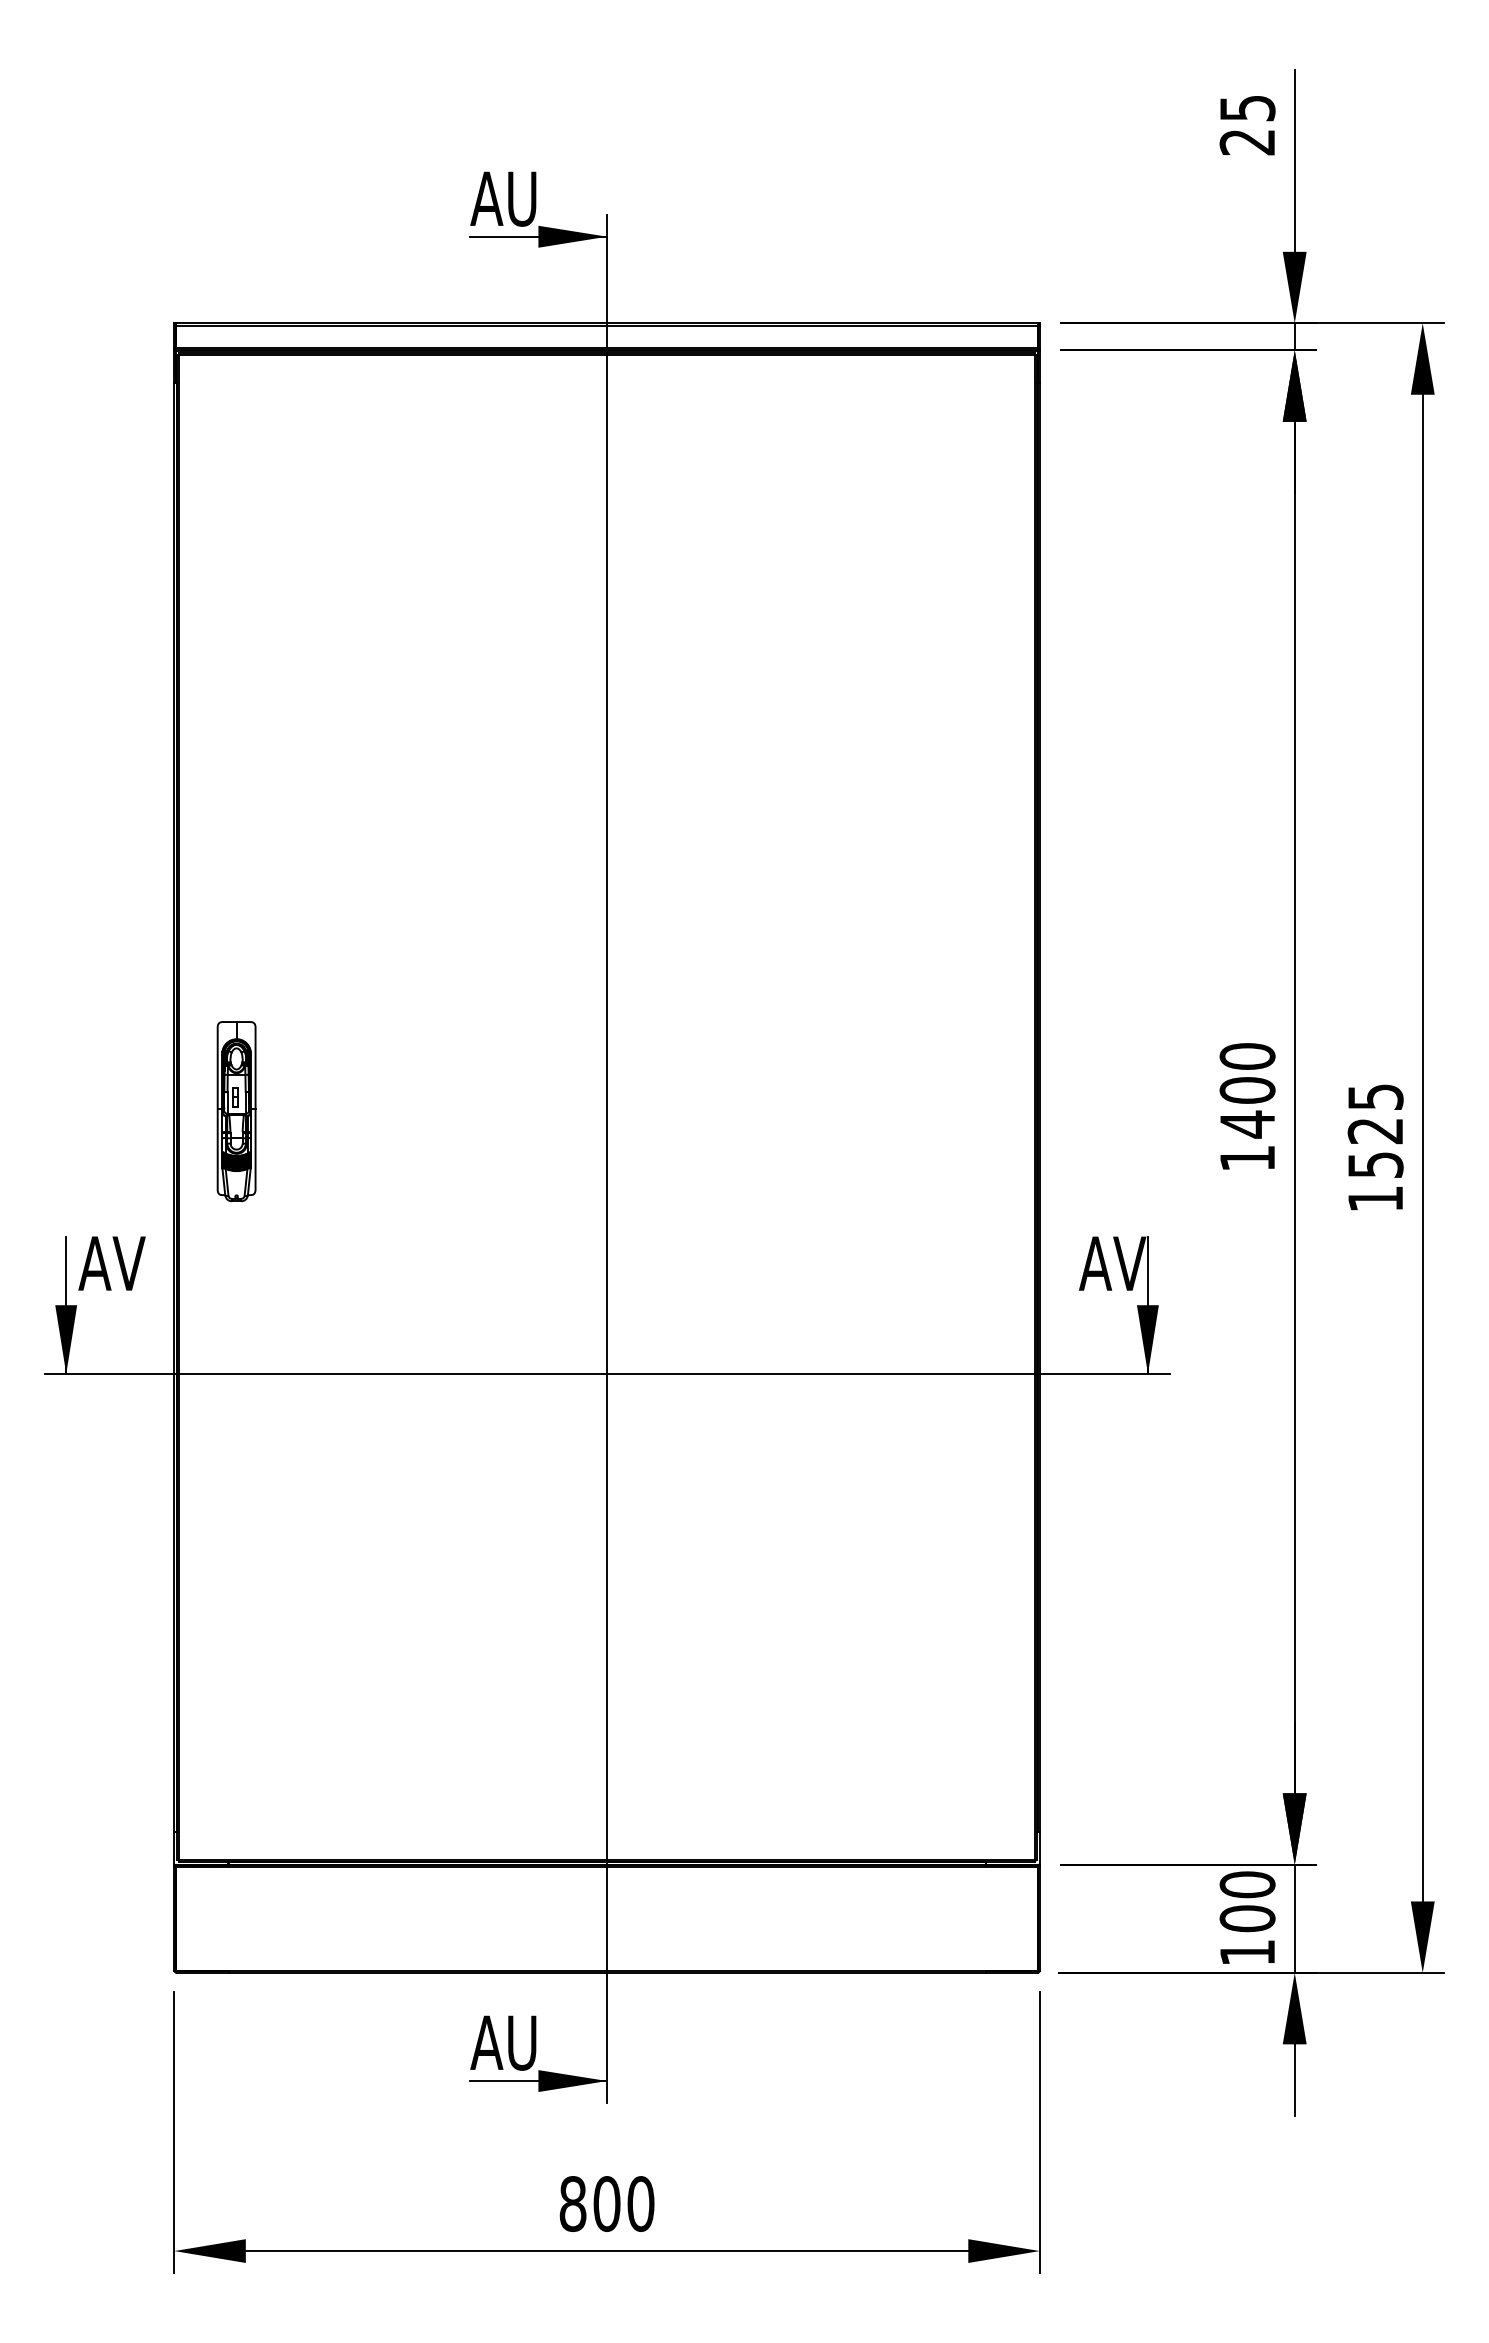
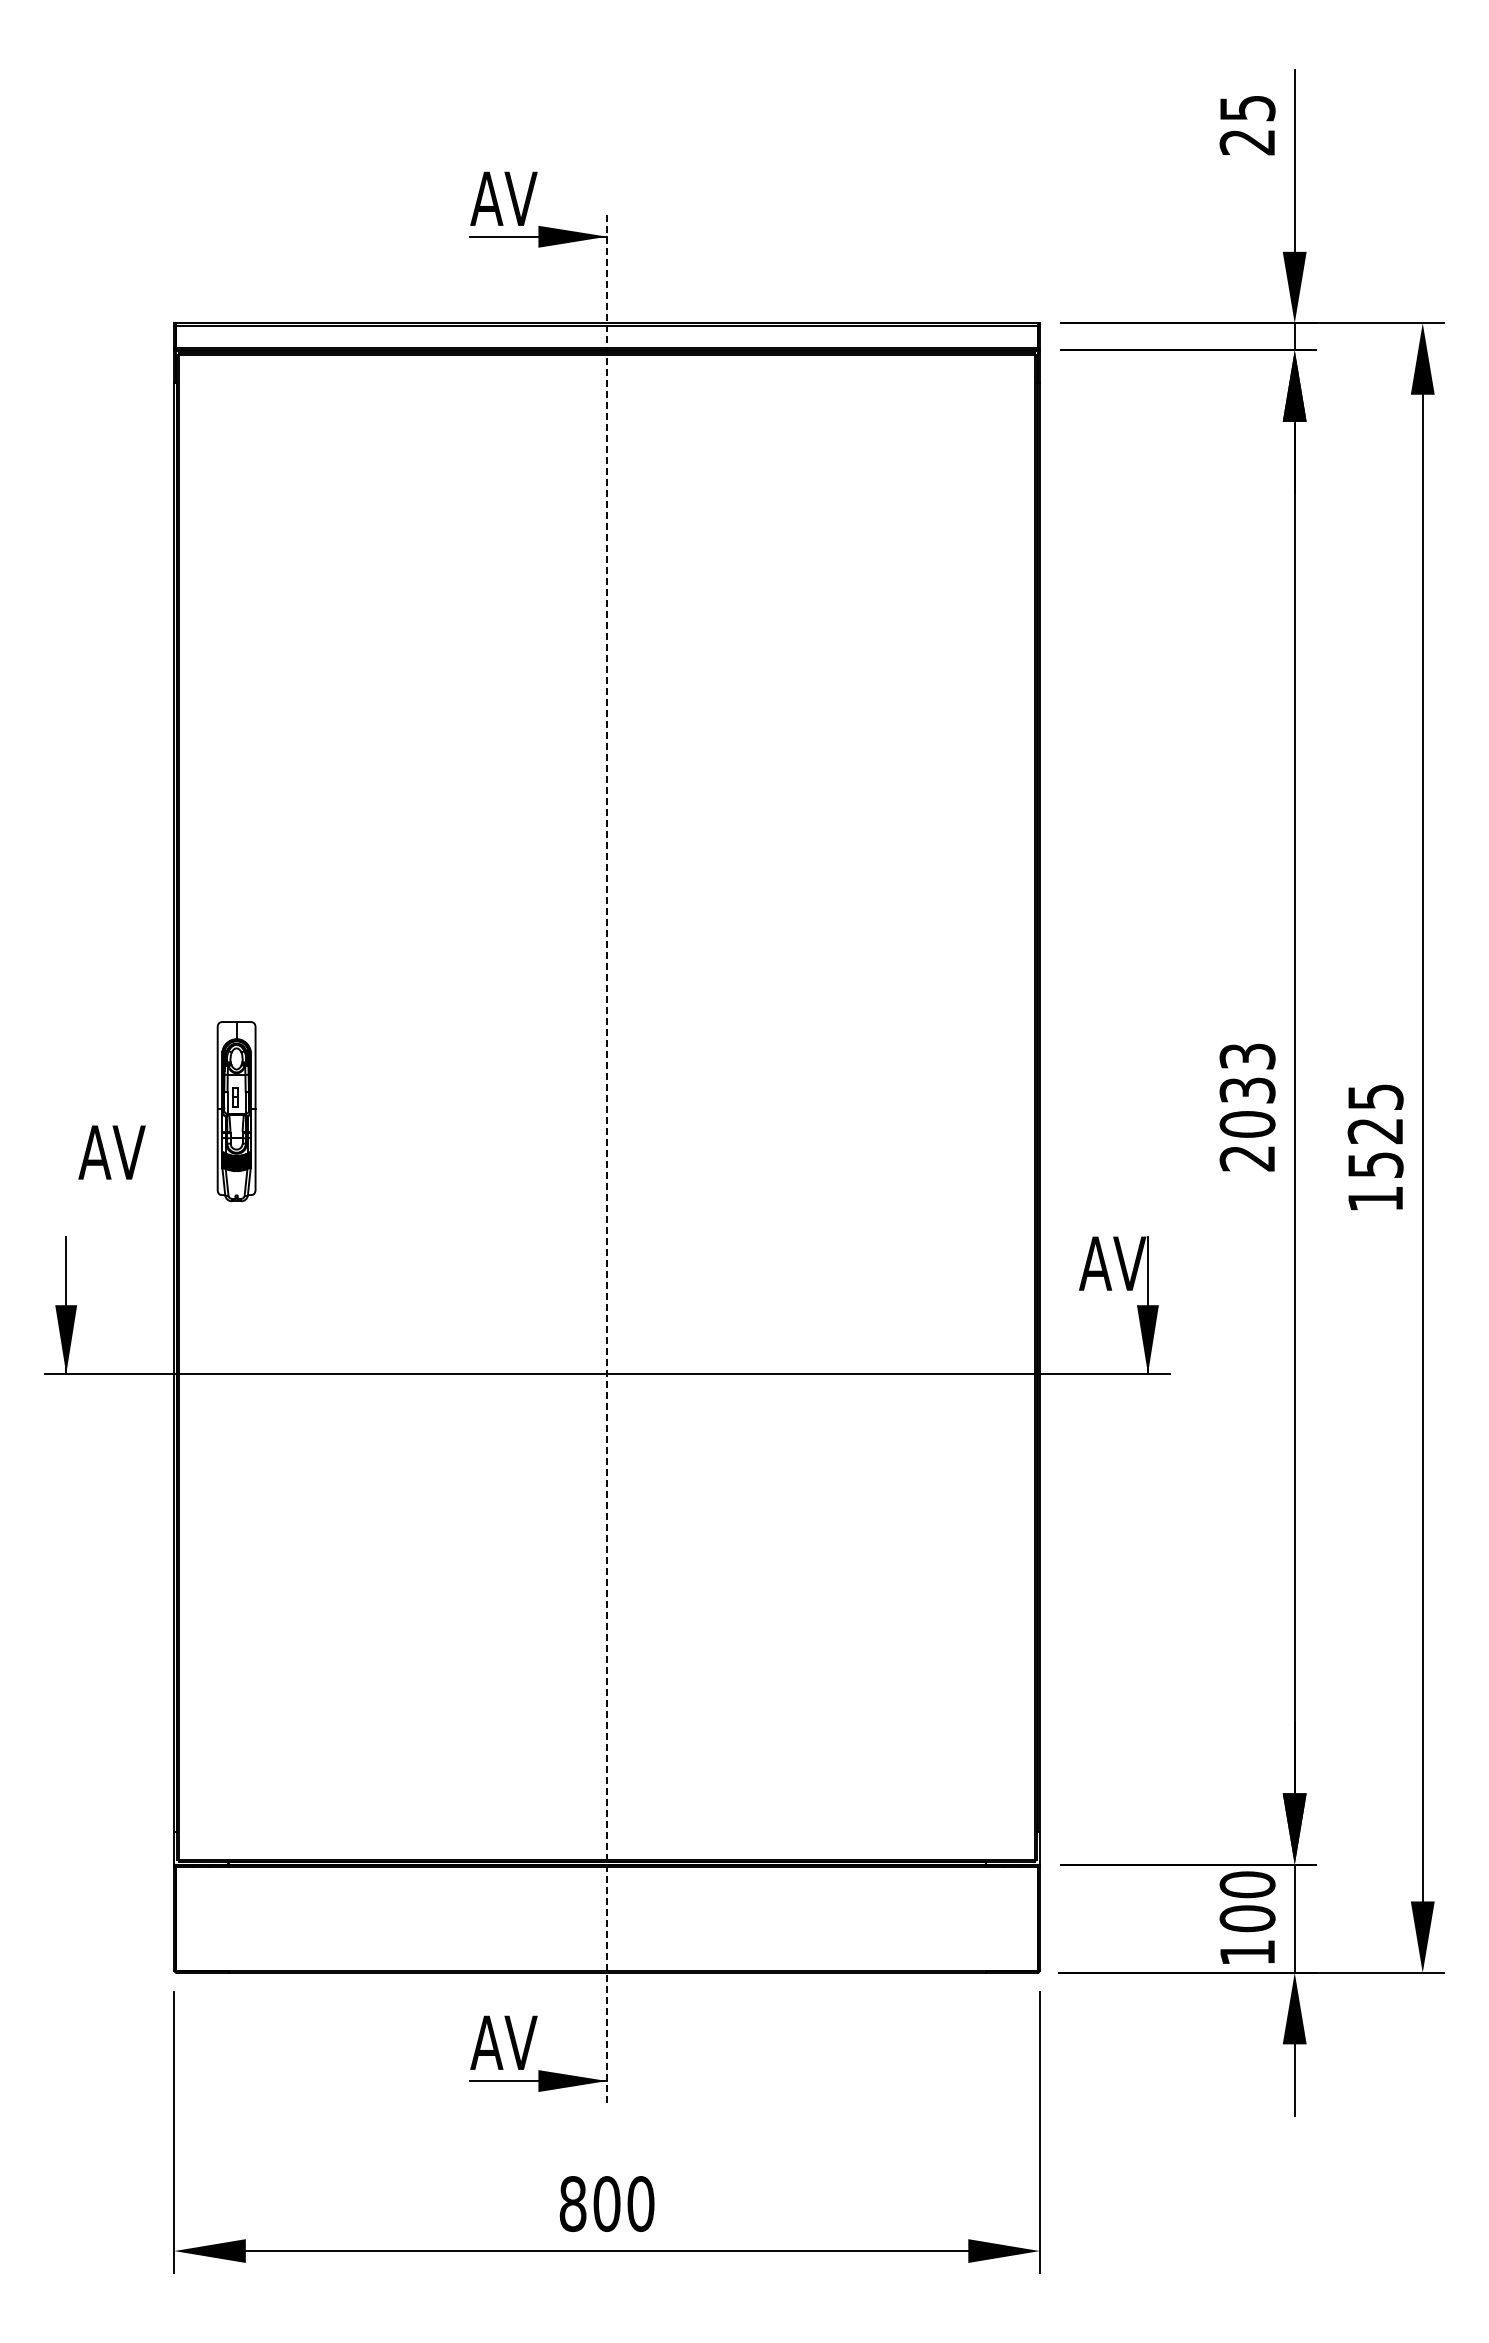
text: AU -> AV (520, 198)
text: 1400 -> 2033 (1247, 1107)
line: solid -> dashed (607, 1158)
text position: (111, 1263) -> (111, 1152) (111, 1152)
text: AU -> AV (520, 2042)
